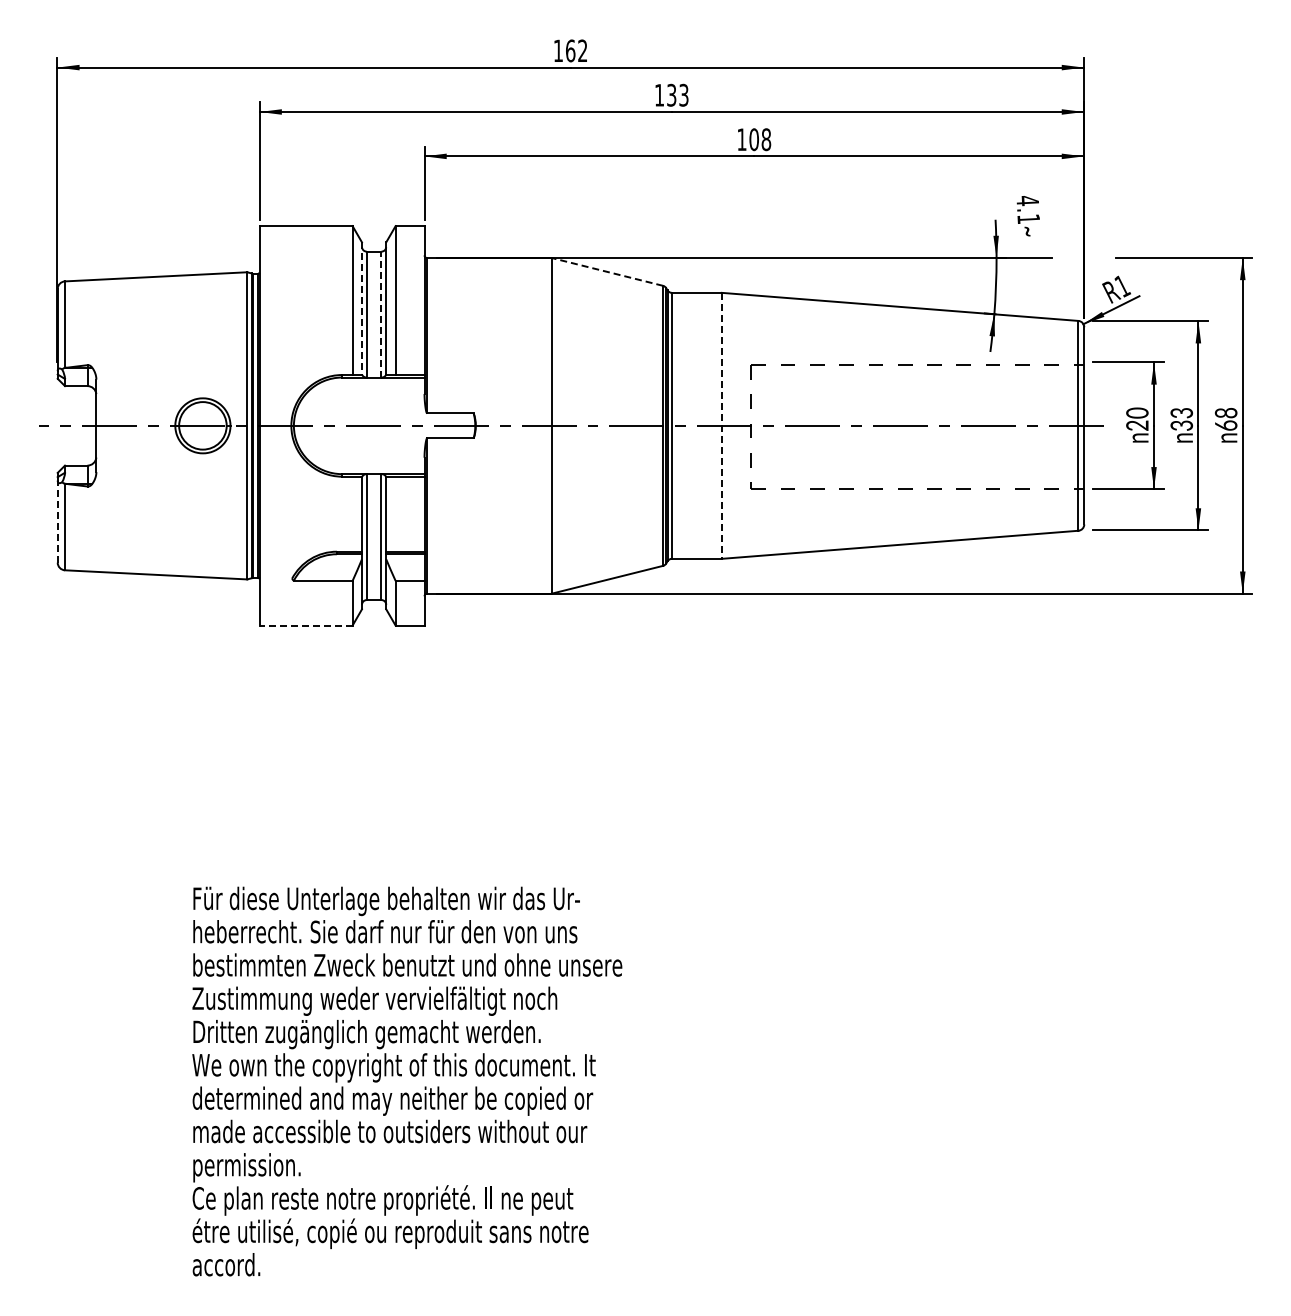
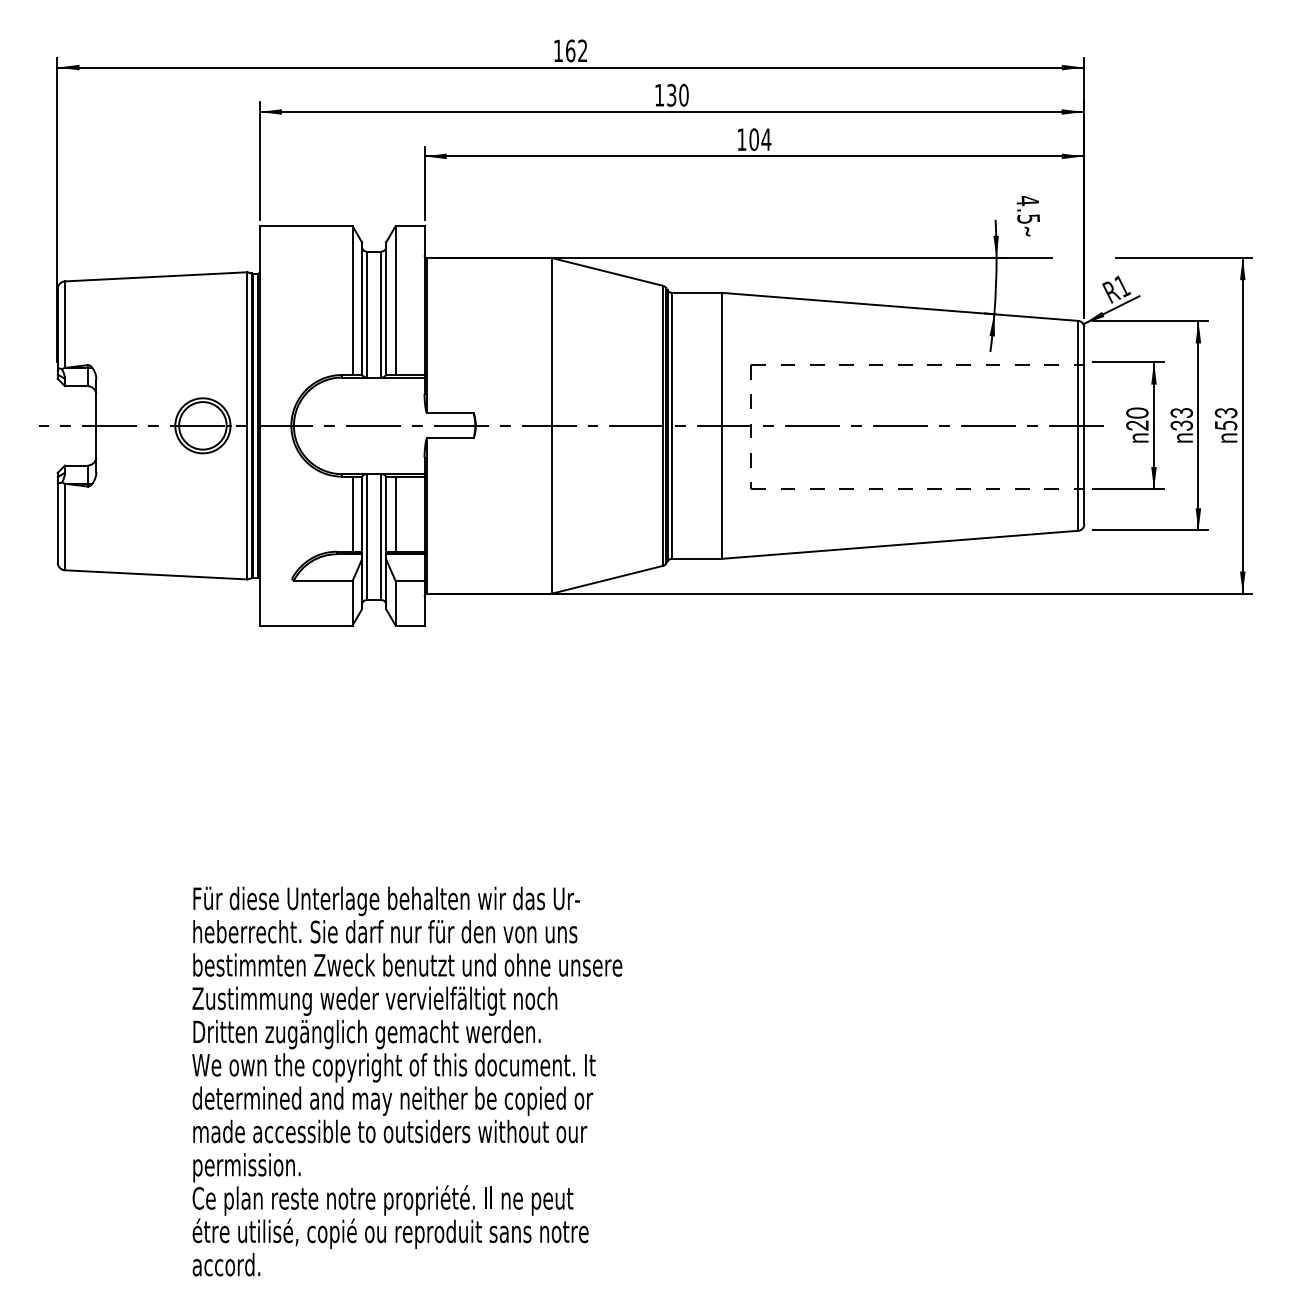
text: 133 -> 130 (683, 95)
text: 108 -> 104 (766, 139)
text: 4.1 -> 4.5 (1028, 218)
line: dashed -> solid (606, 271)
line: dashed -> solid (361, 309)
line: dashed -> solid (381, 314)
text: 68 -> 53 (1226, 418)
line: dashed -> solid (721, 425)
line: none -> present (352, 513)
line: none -> present (395, 513)
line: dashed -> solid (57, 521)
line: dashed -> solid (305, 625)
